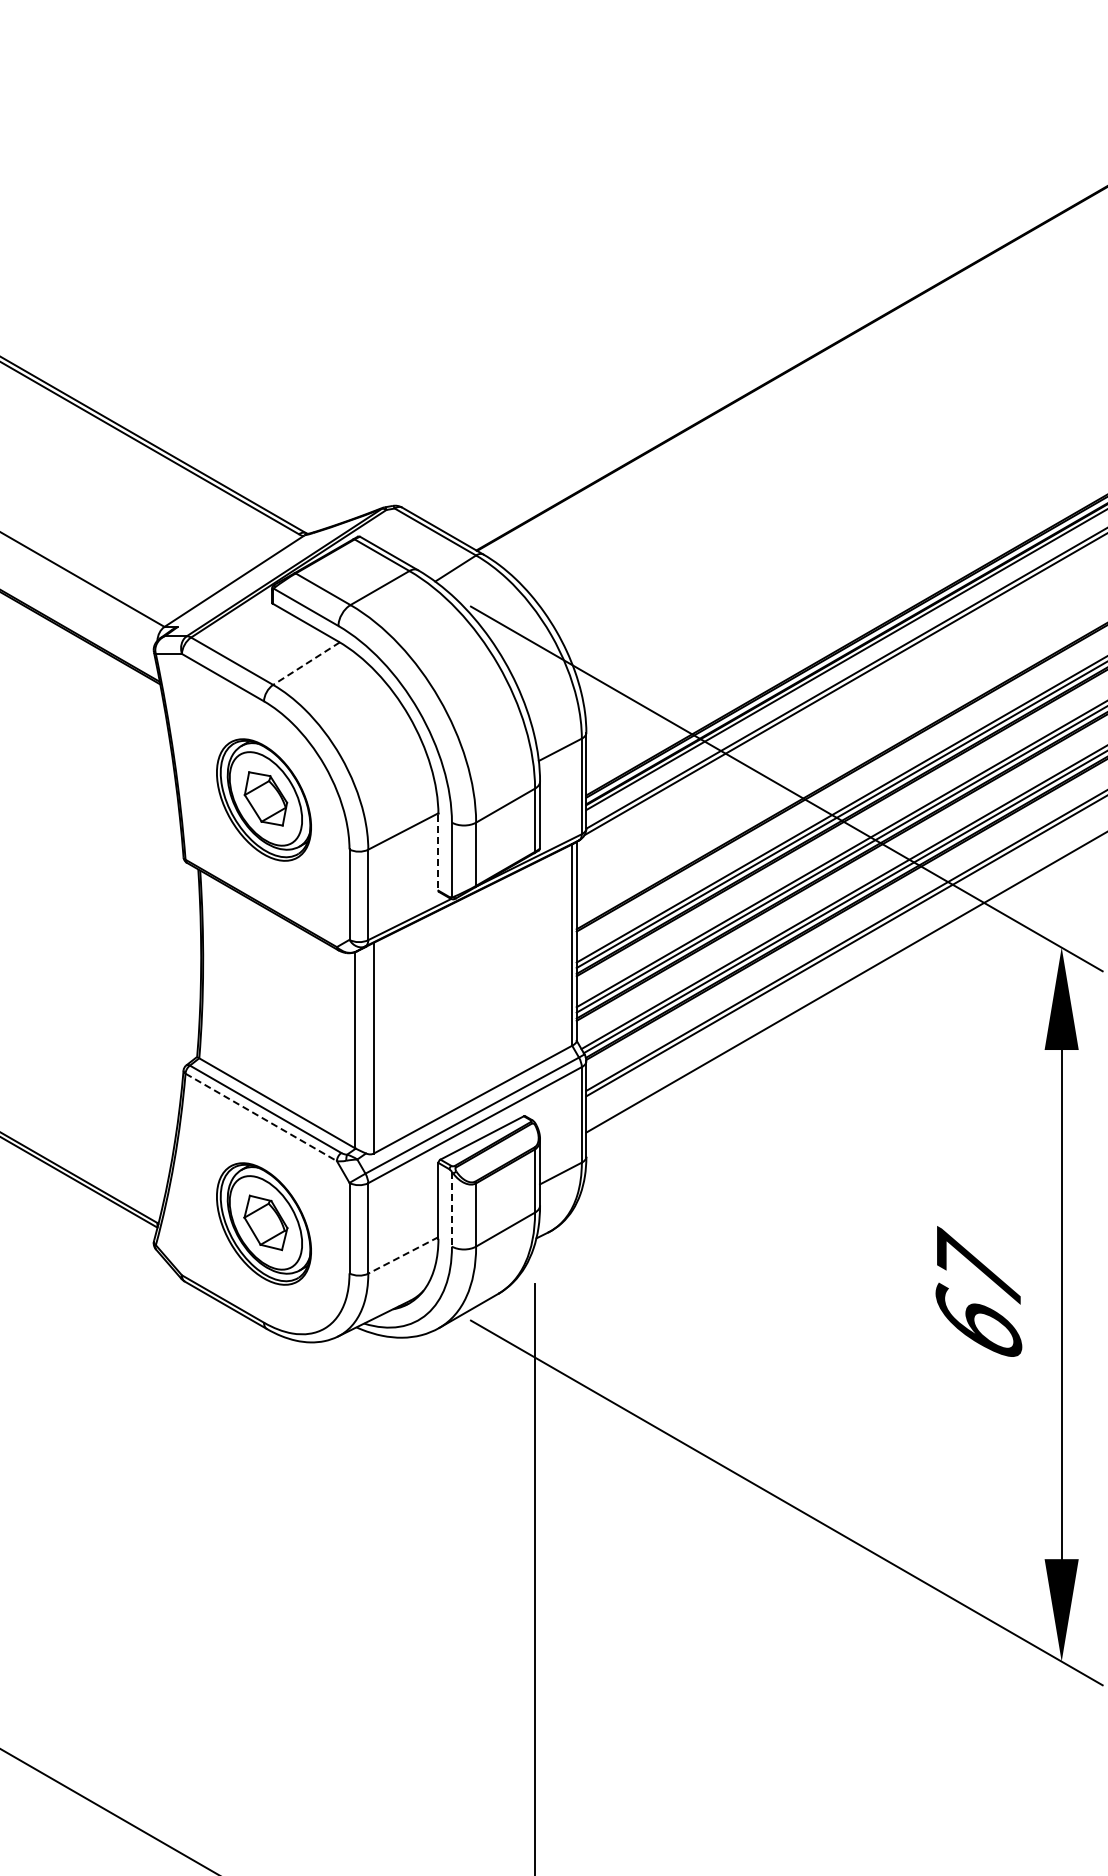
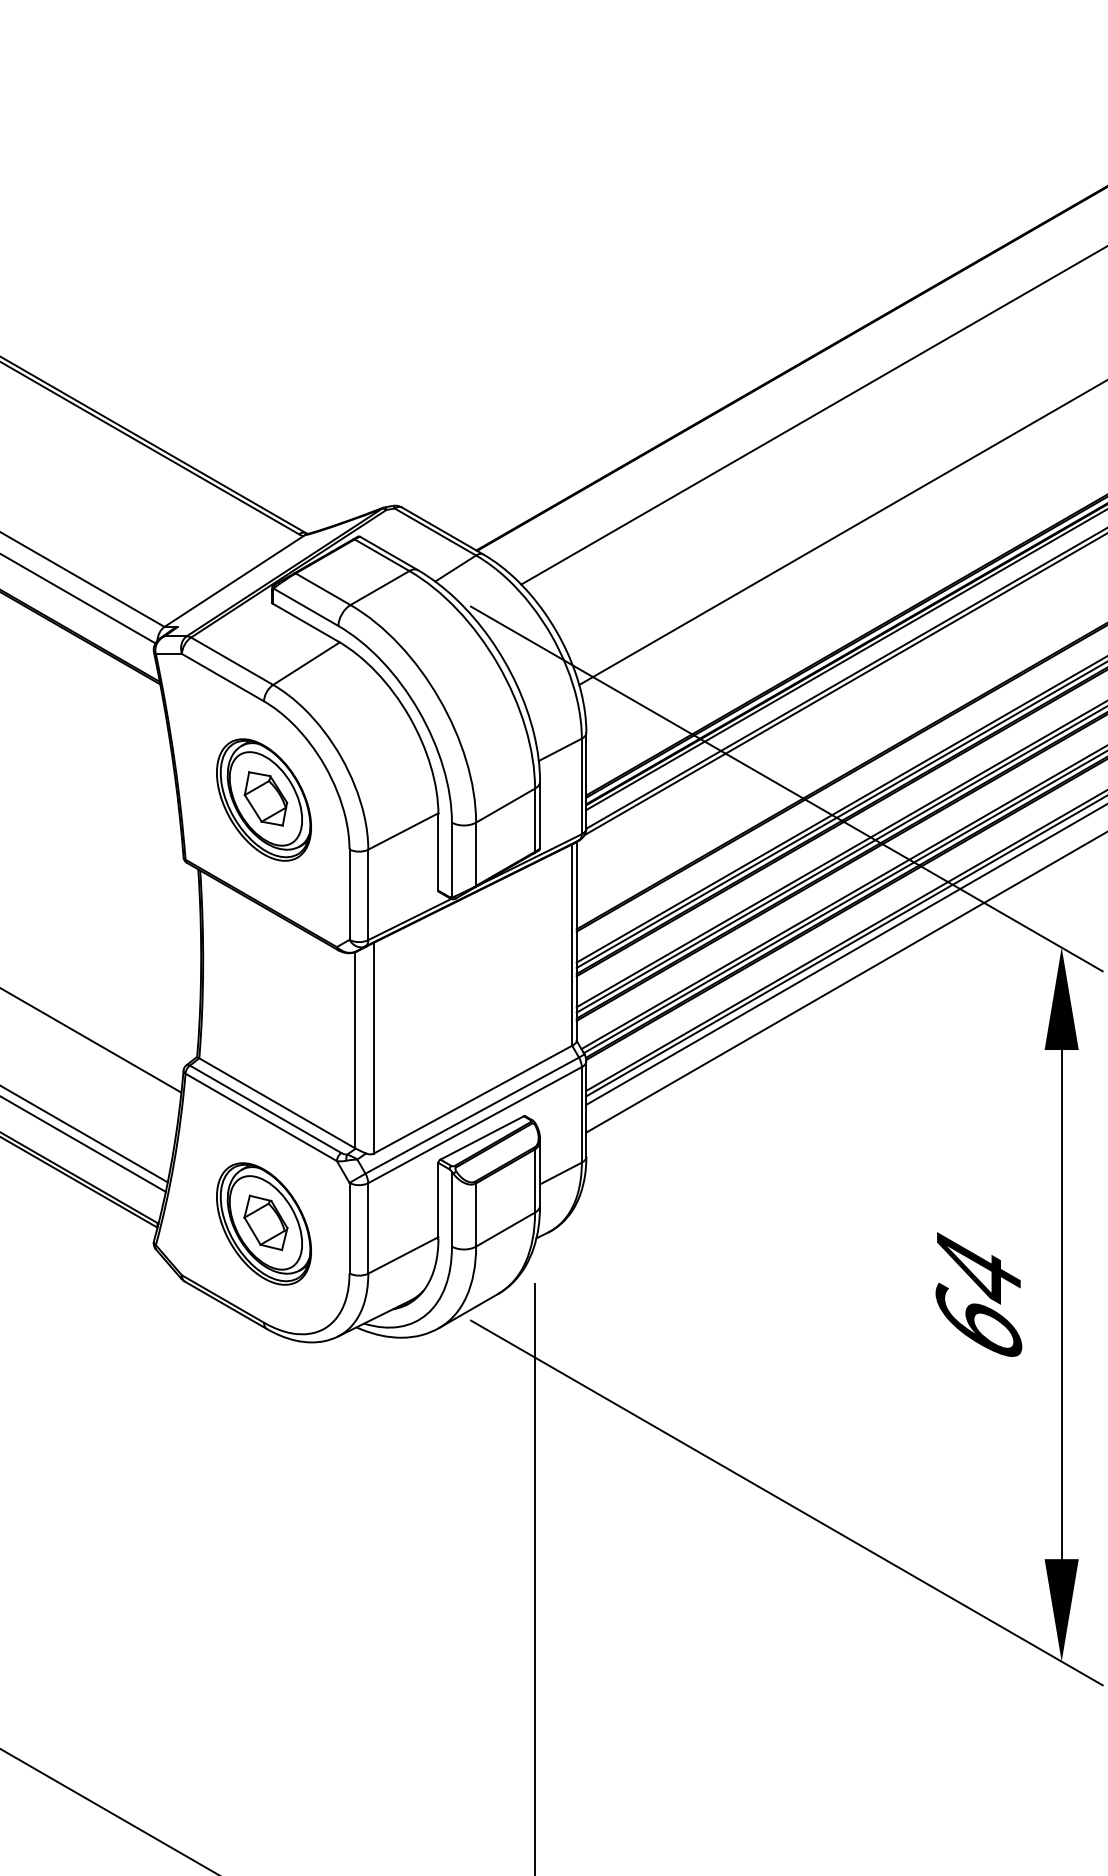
line: none -> present (812, 416)
line: none -> present (841, 532)
line: none -> present (78, 598)
line: dashed -> solid (306, 663)
line: dashed -> solid (438, 852)
line: none -> present (845, 954)
line: none -> present (91, 1040)
line: dashed -> solid (261, 1117)
line: none -> present (84, 1134)
line: none -> present (83, 1144)
line: dashed -> solid (451, 1209)
line: dashed -> solid (403, 1255)
text: 67 -> 64 (978, 1265)
